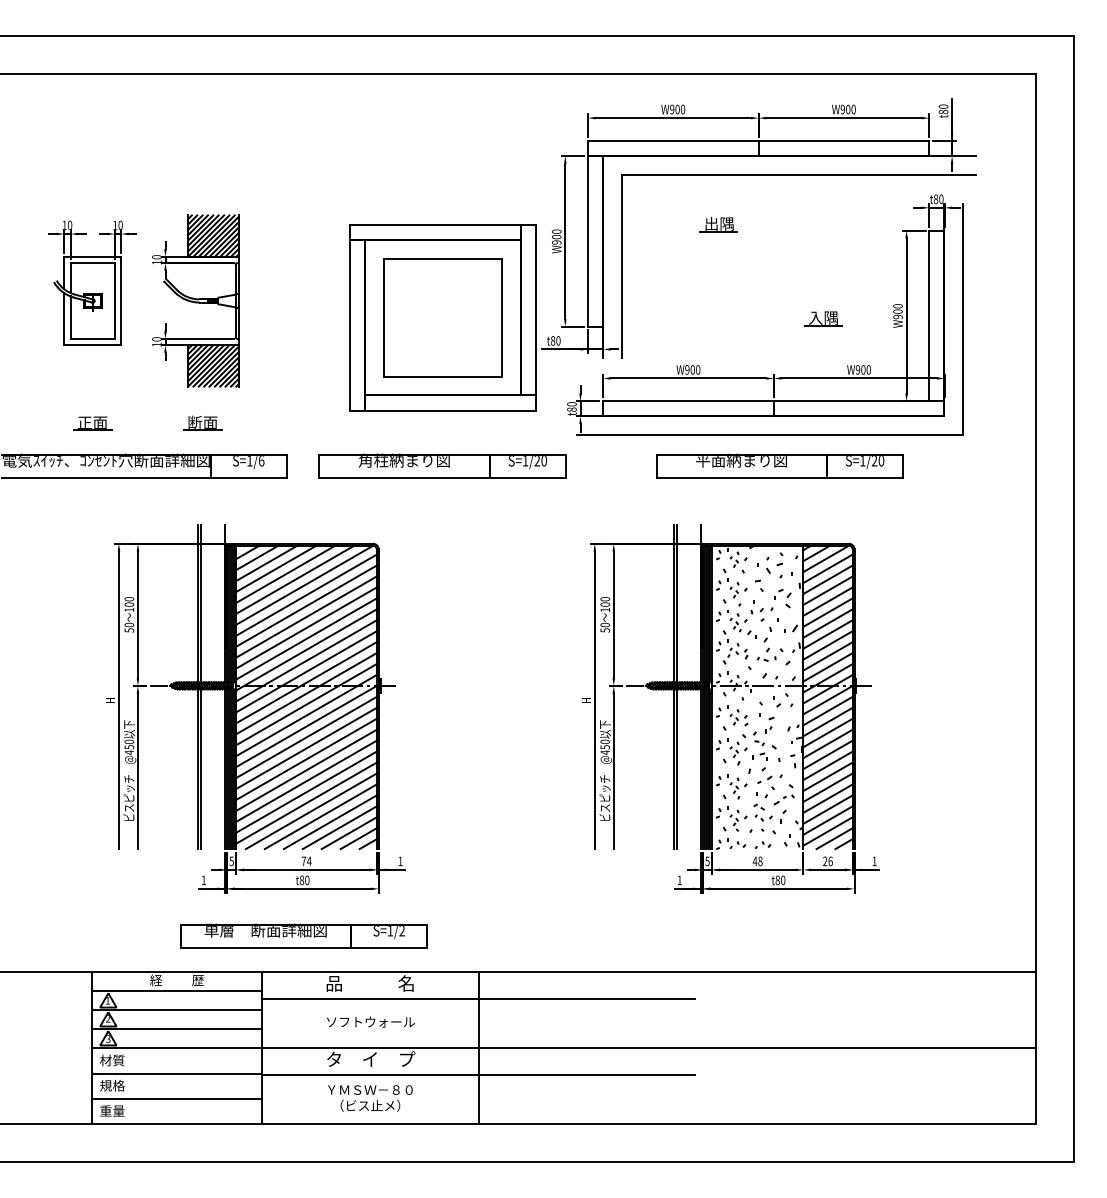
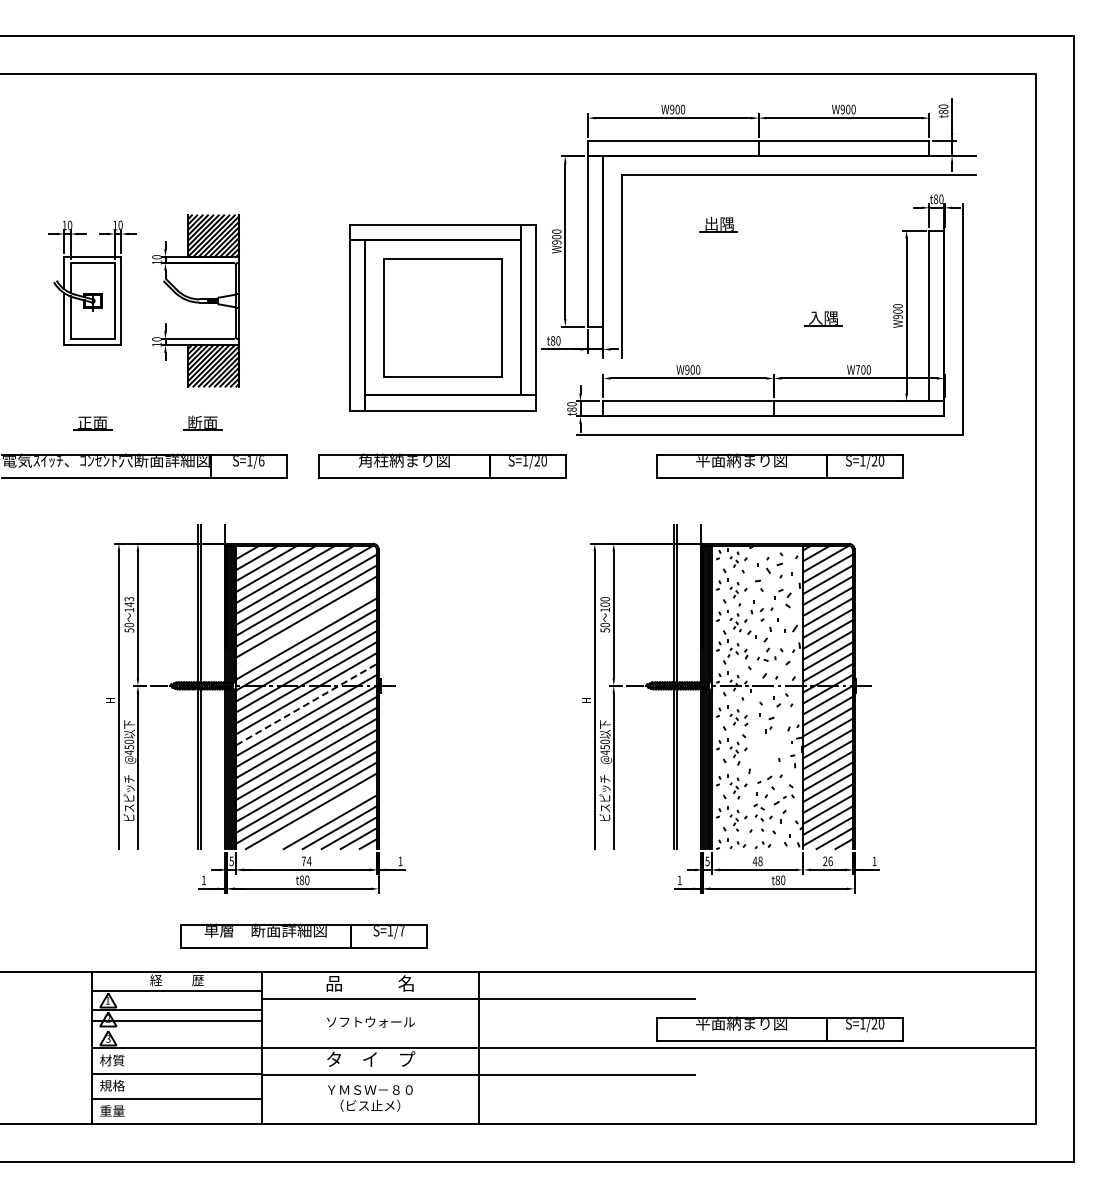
text: W900 -> W700 (857, 369)
text: 100 -> 143 (129, 601)
line: present -> none (306, 627)
line: solid -> dashed (306, 704)
part: present -> none (764, 751)
line: present -> none (320, 816)
text: S=1/2 -> S=1/7 (401, 931)
part: none -> present (779, 1028)
line position: (176, 1029) -> (176, 1021) (176, 1021)
